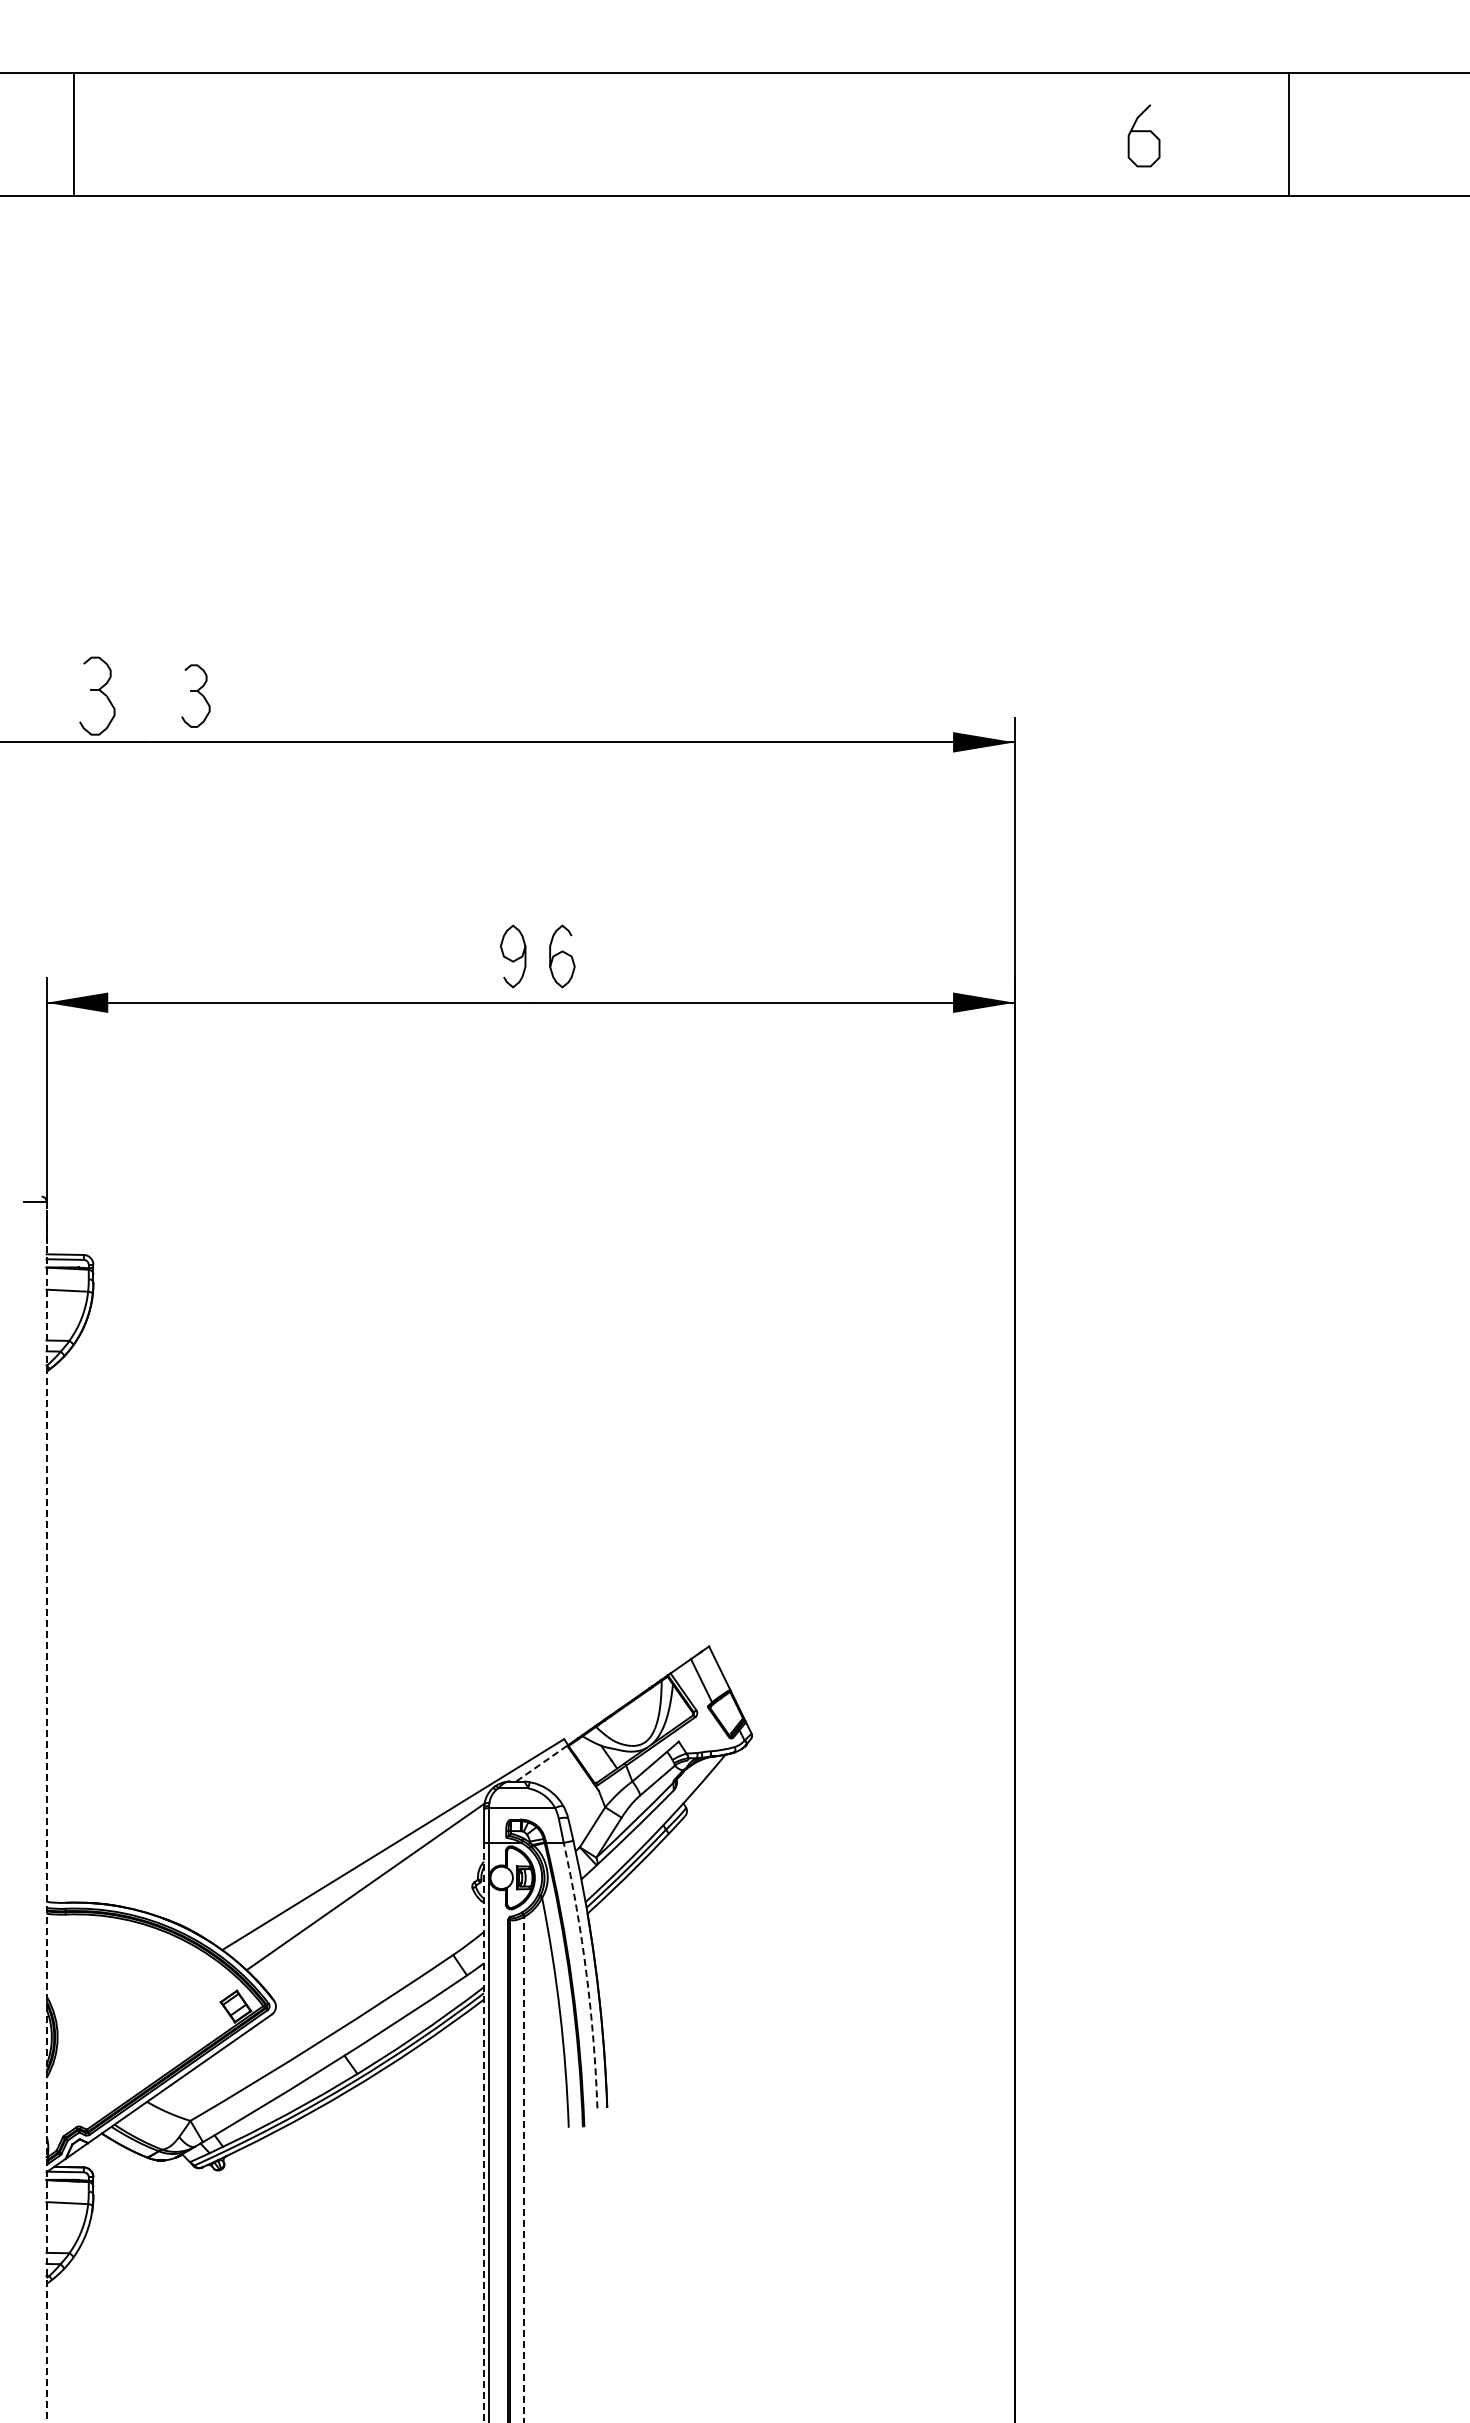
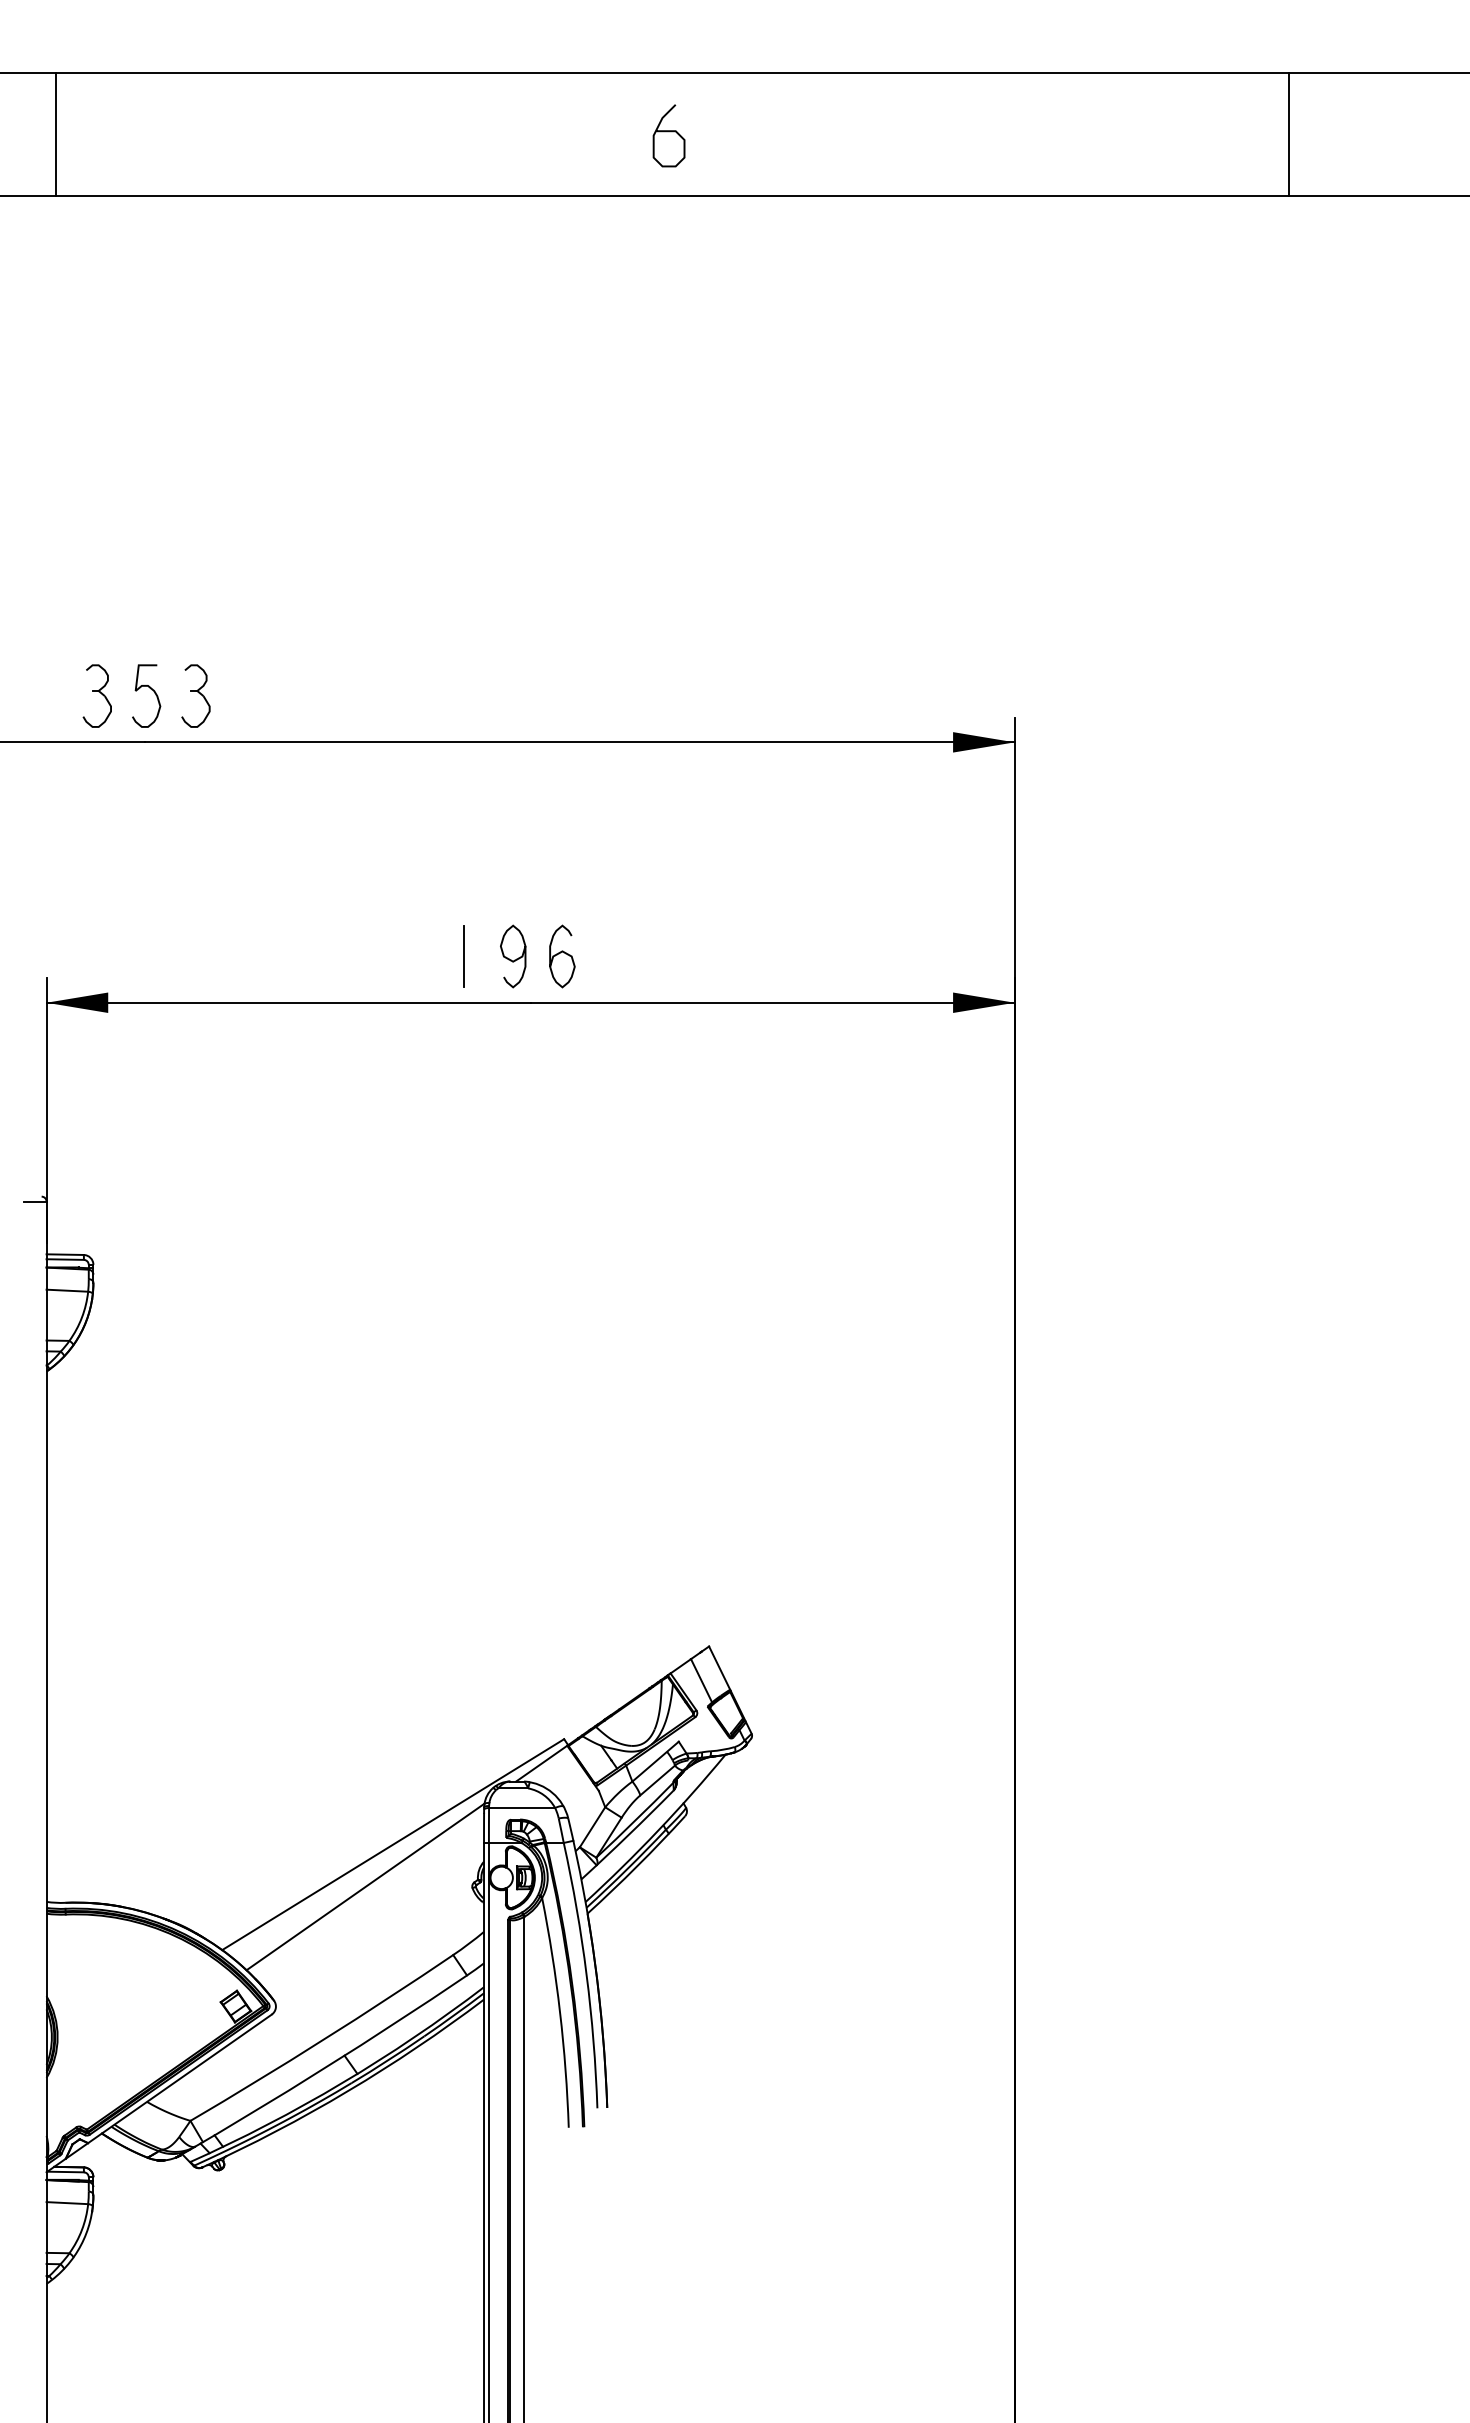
curve position: (1143, 132) -> (668, 132) (668, 132)
line position: (73, 133) -> (55, 133) (55, 133)
curve: none -> present (150, 689)
part size: 37x80 px -> 30x64 px (96, 695)
line: none -> present (463, 956)
line: dashed -> solid (541, 1763)
line: dashed -> solid (46, 1812)
arc: dashed -> solid (586, 1974)
line: dashed -> solid (484, 2132)
line: dashed -> solid (524, 2169)
